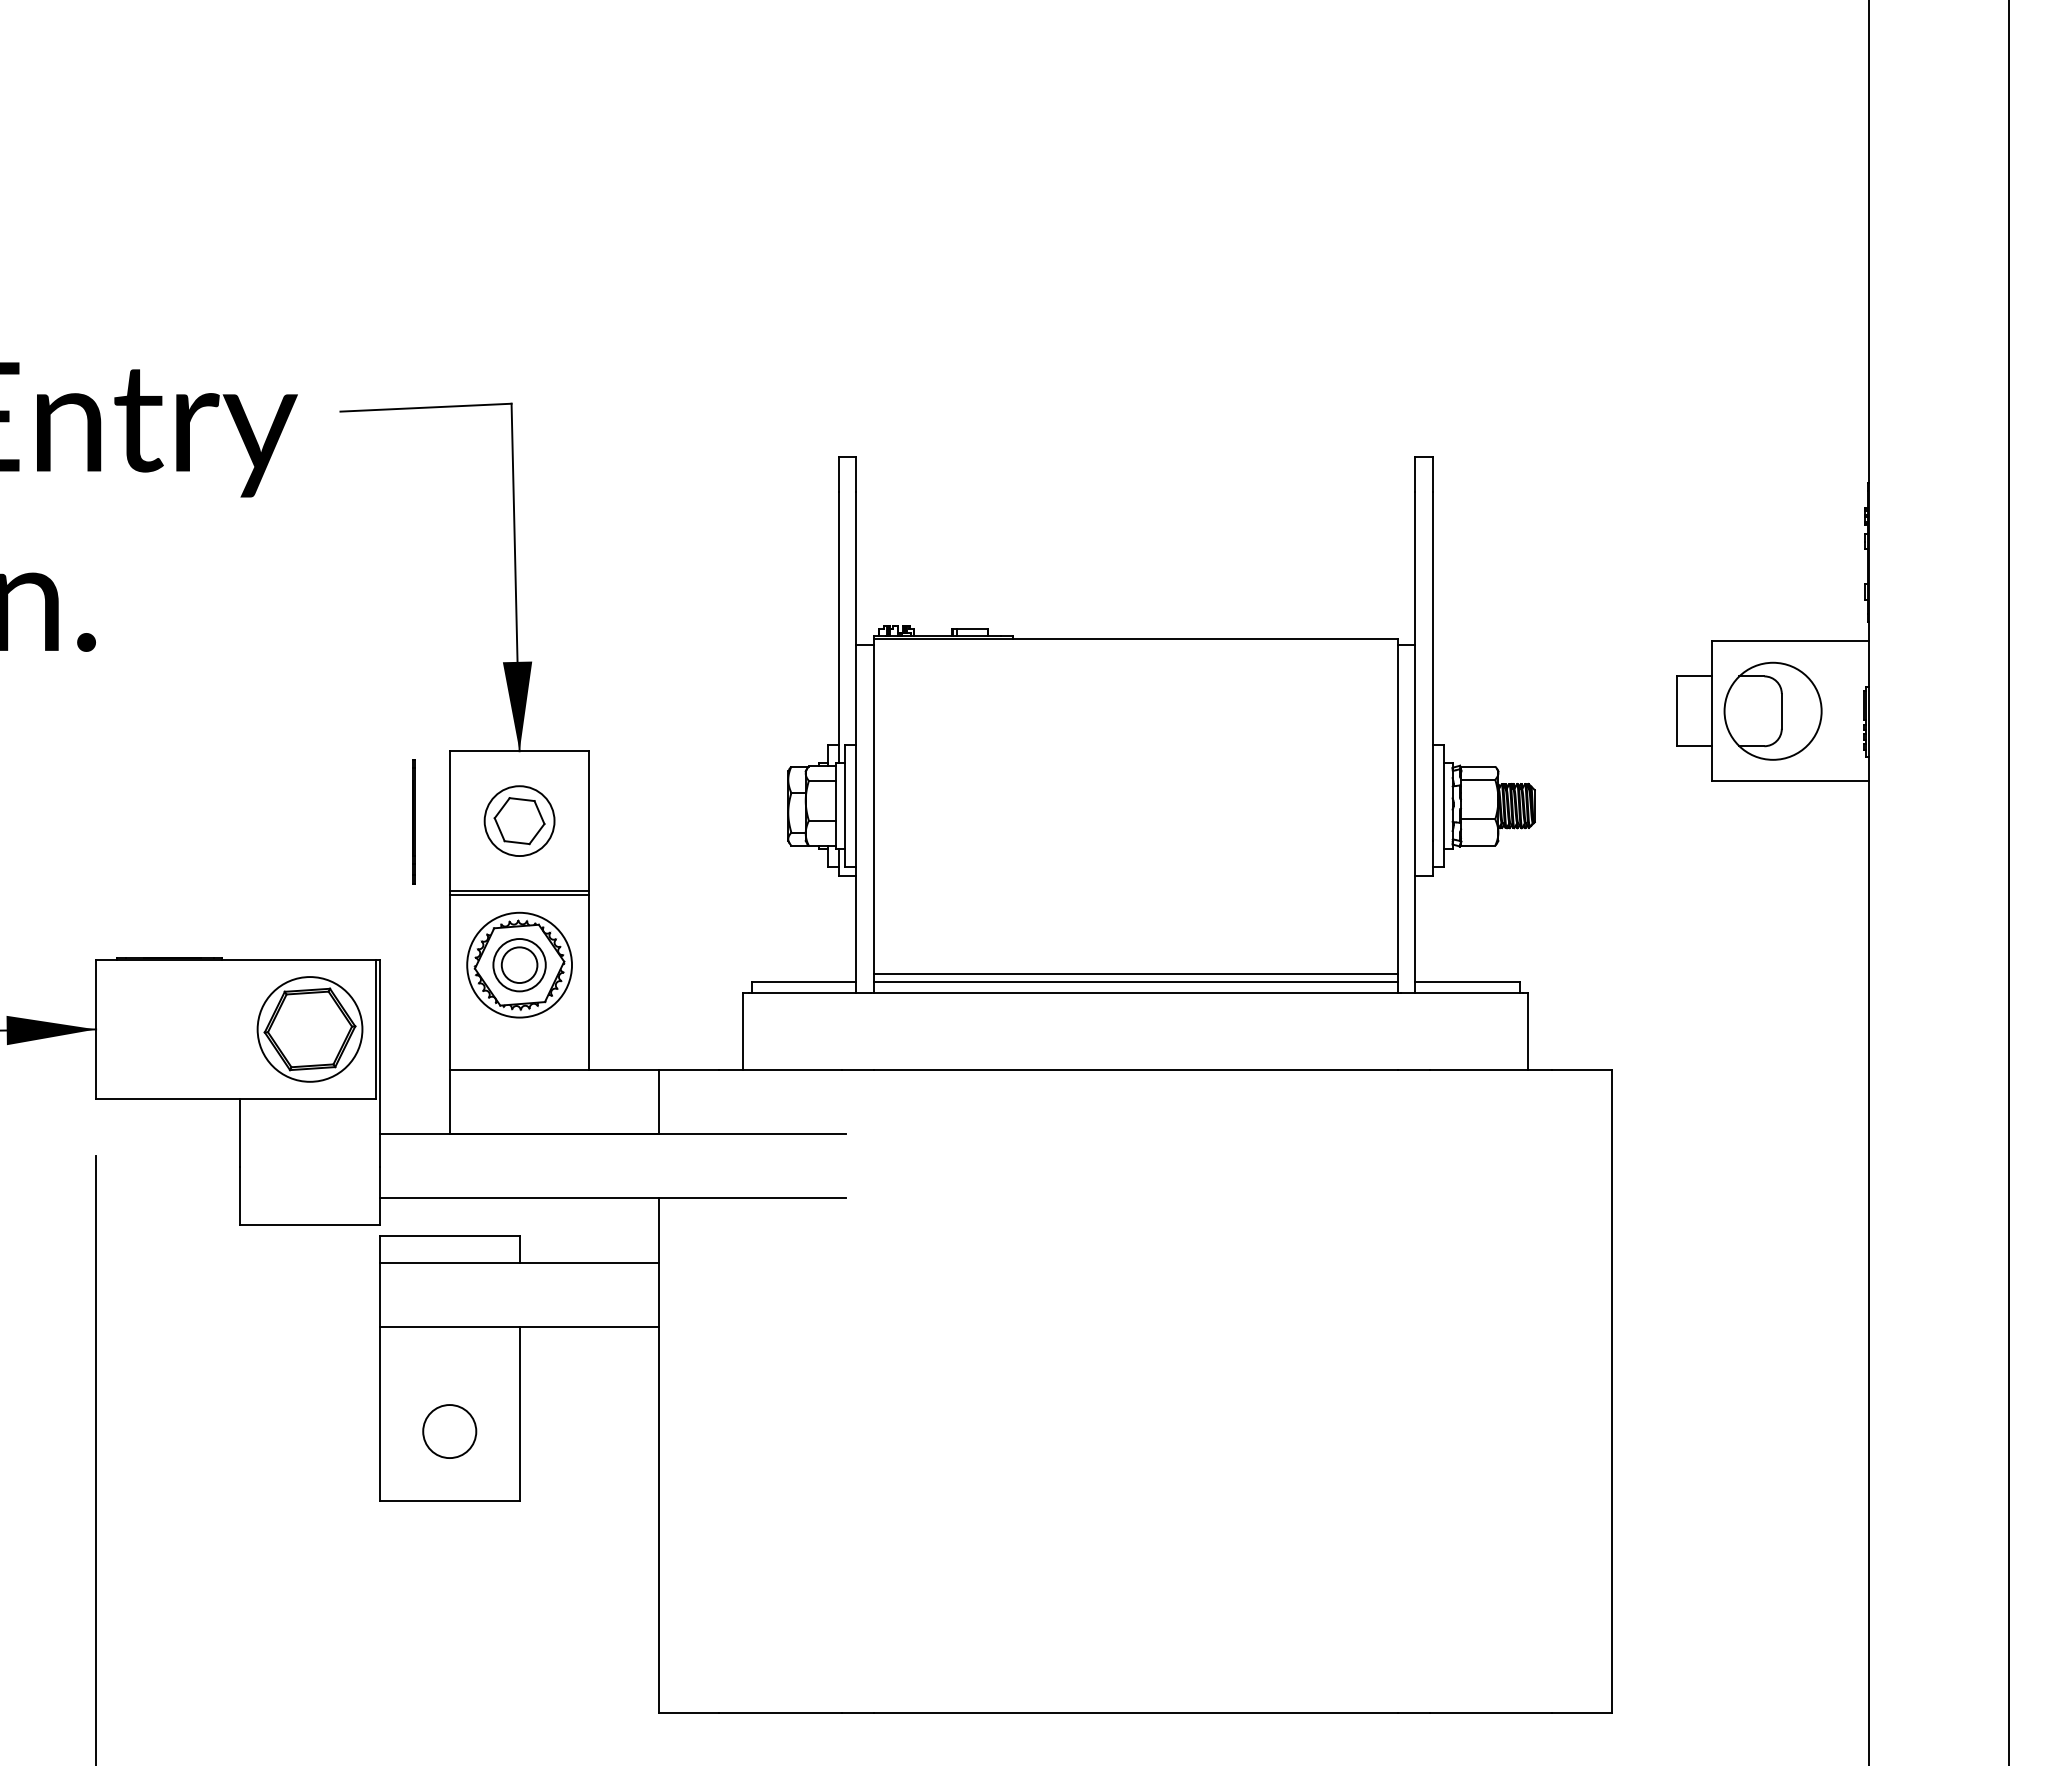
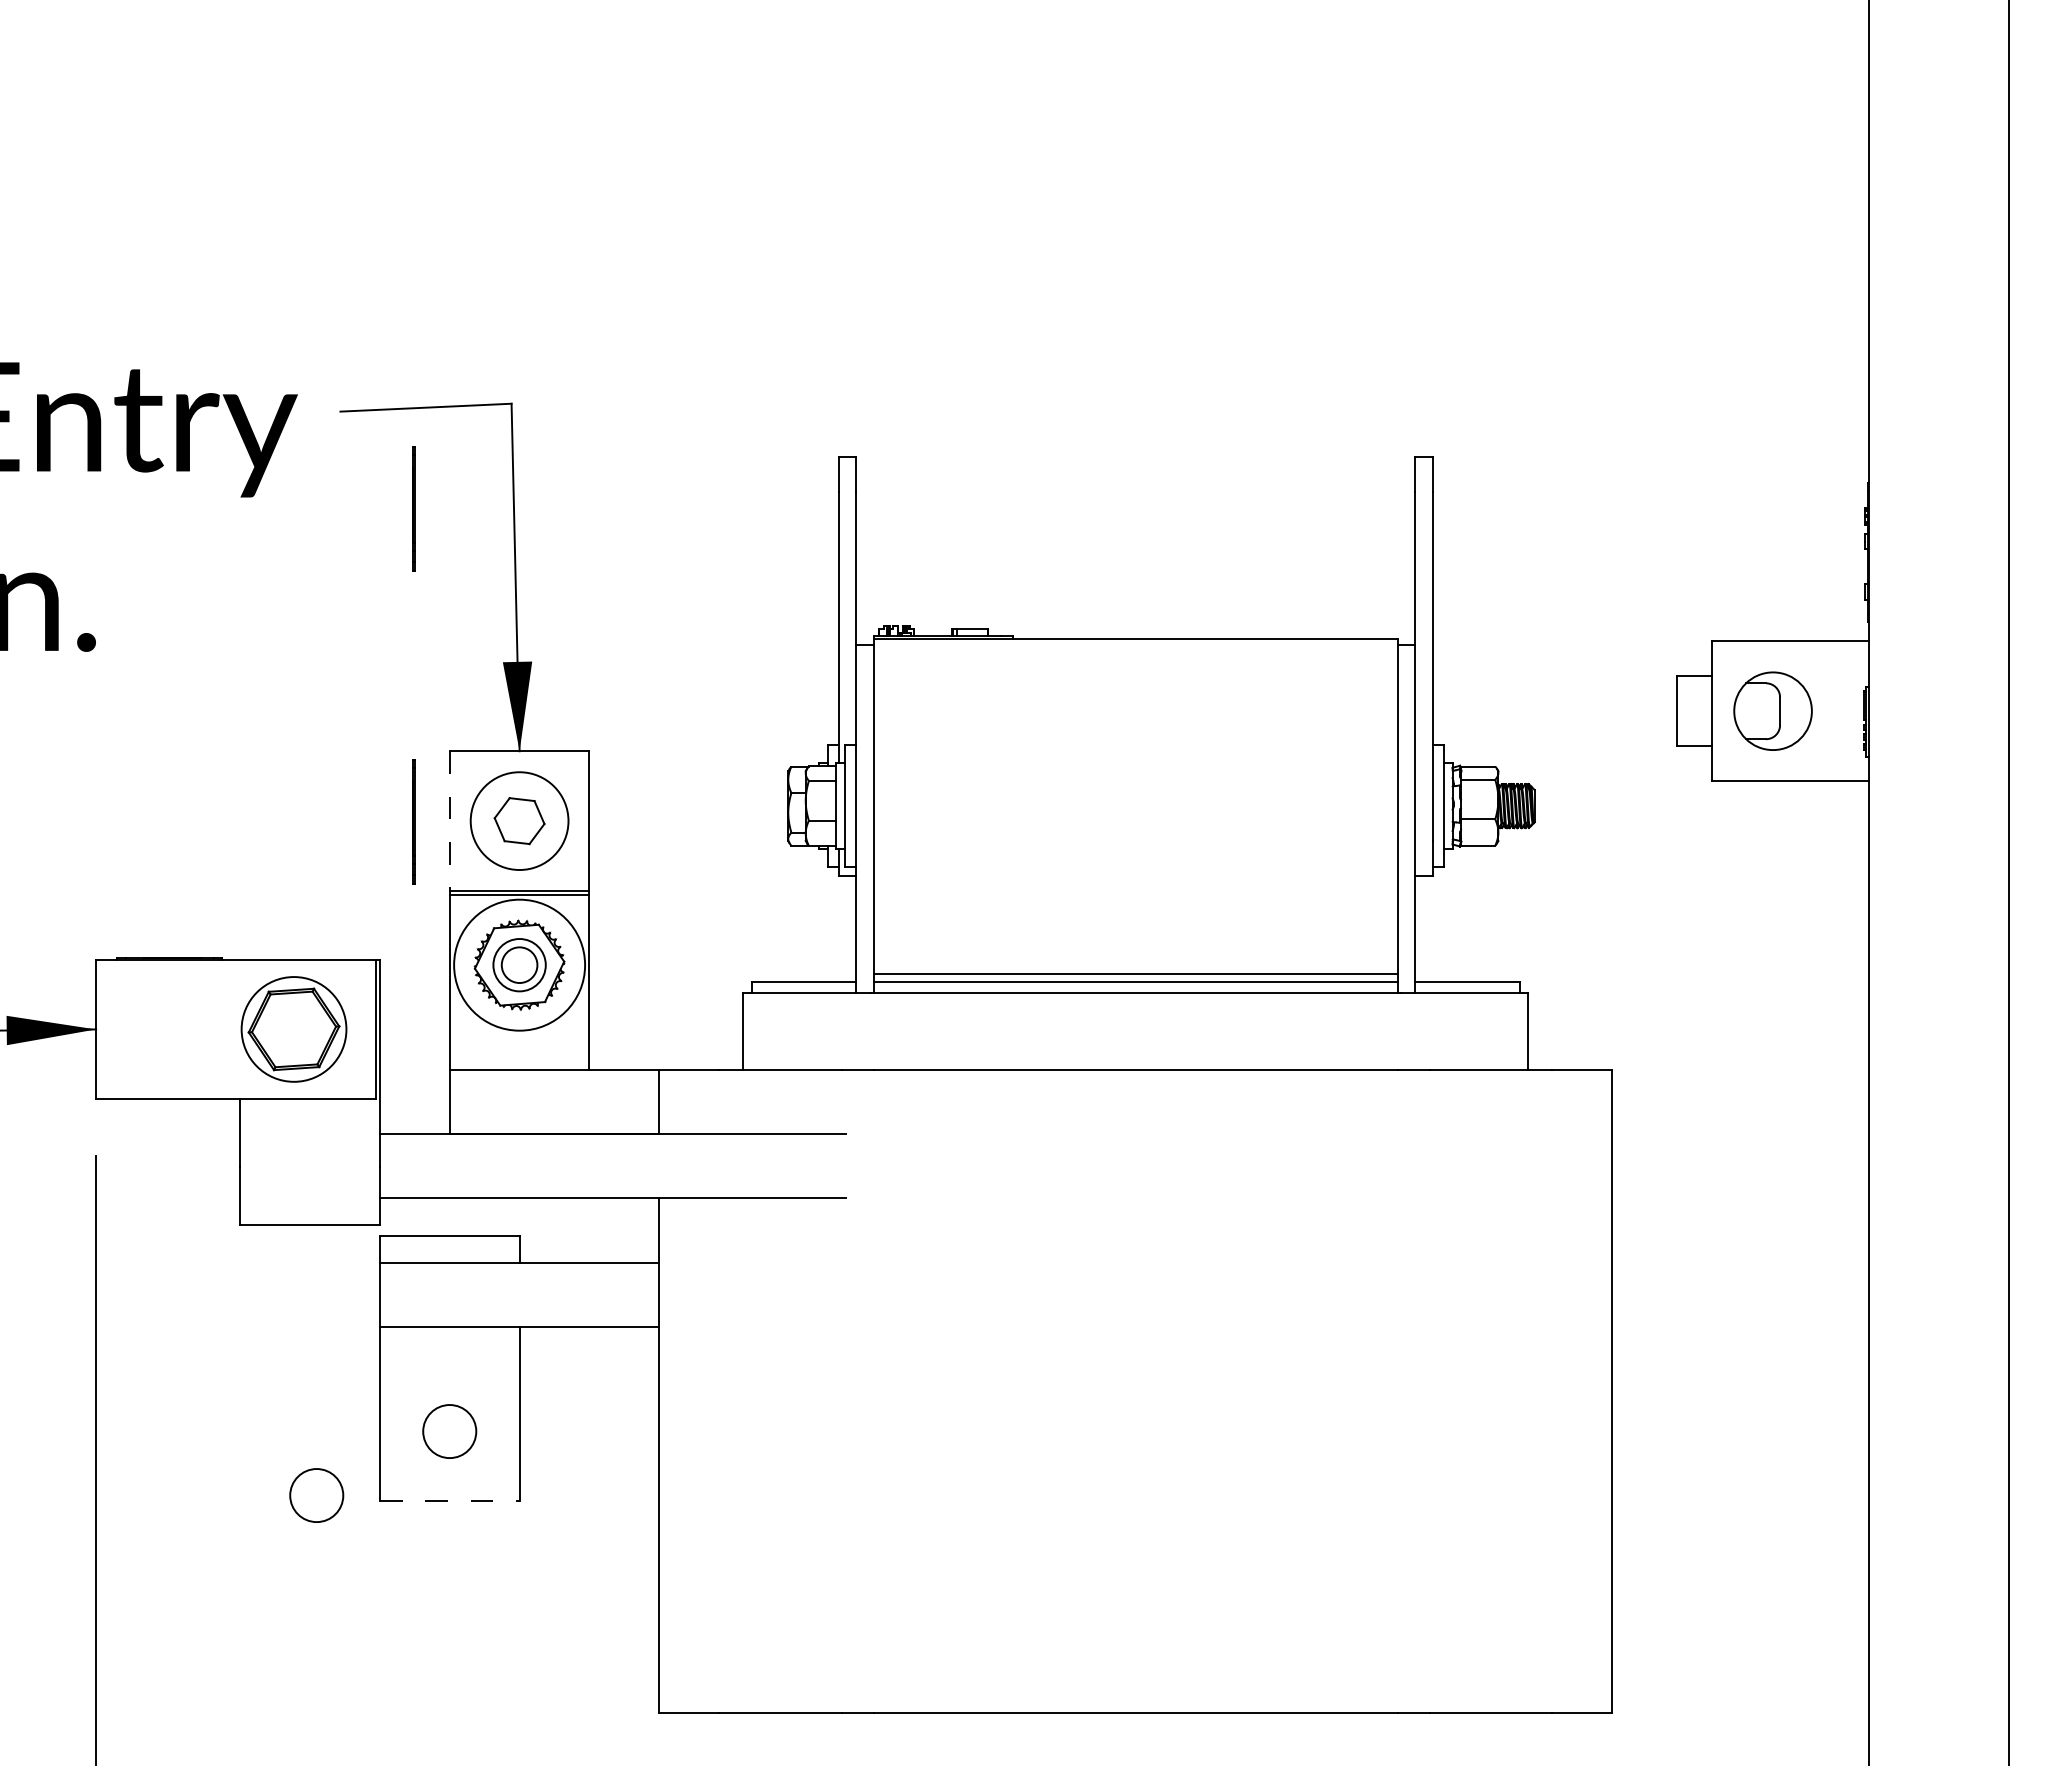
line: none -> present (413, 508)
part size: 100x100 px -> 80x80 px (1772, 710)
line: solid -> dashed (449, 821)
circle diameter: 70 px -> 98 px (519, 821)
circle diameter: 105 px -> 131 px (519, 964)
part position: (309, 1029) -> (293, 1029) (293, 1029)
circle: none -> present (316, 1495)
line: solid -> dashed (449, 1501)
